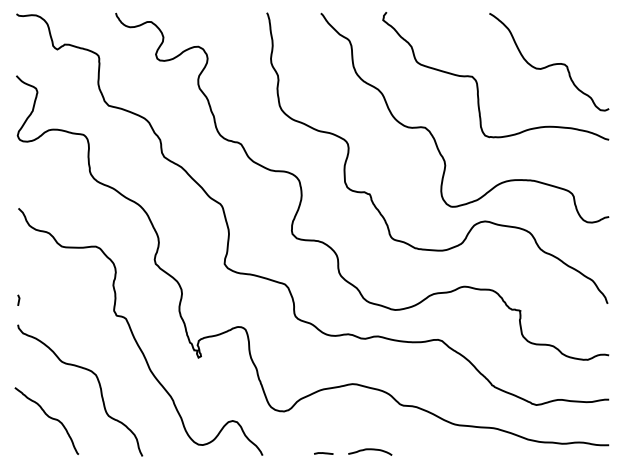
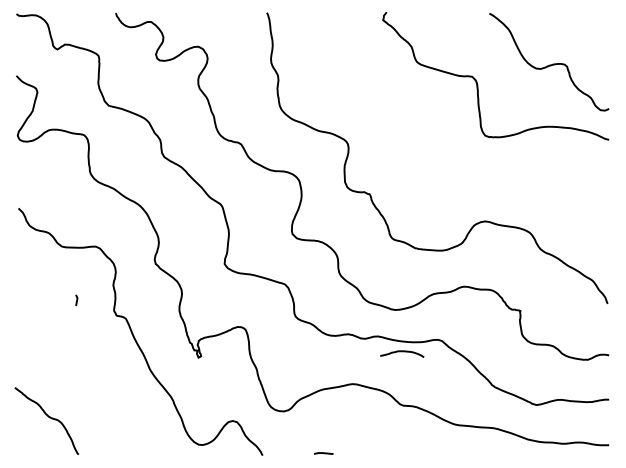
curve: present -> none (433, 135)
line position: (18, 299) -> (76, 299) (76, 299)
curve: present -> none (98, 384)
curve position: (370, 450) -> (402, 352) (402, 352)
